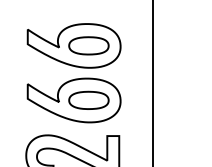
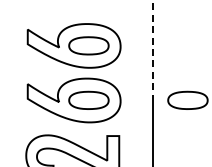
line: solid -> dashed (152, 51)
part: none -> present (187, 99)
